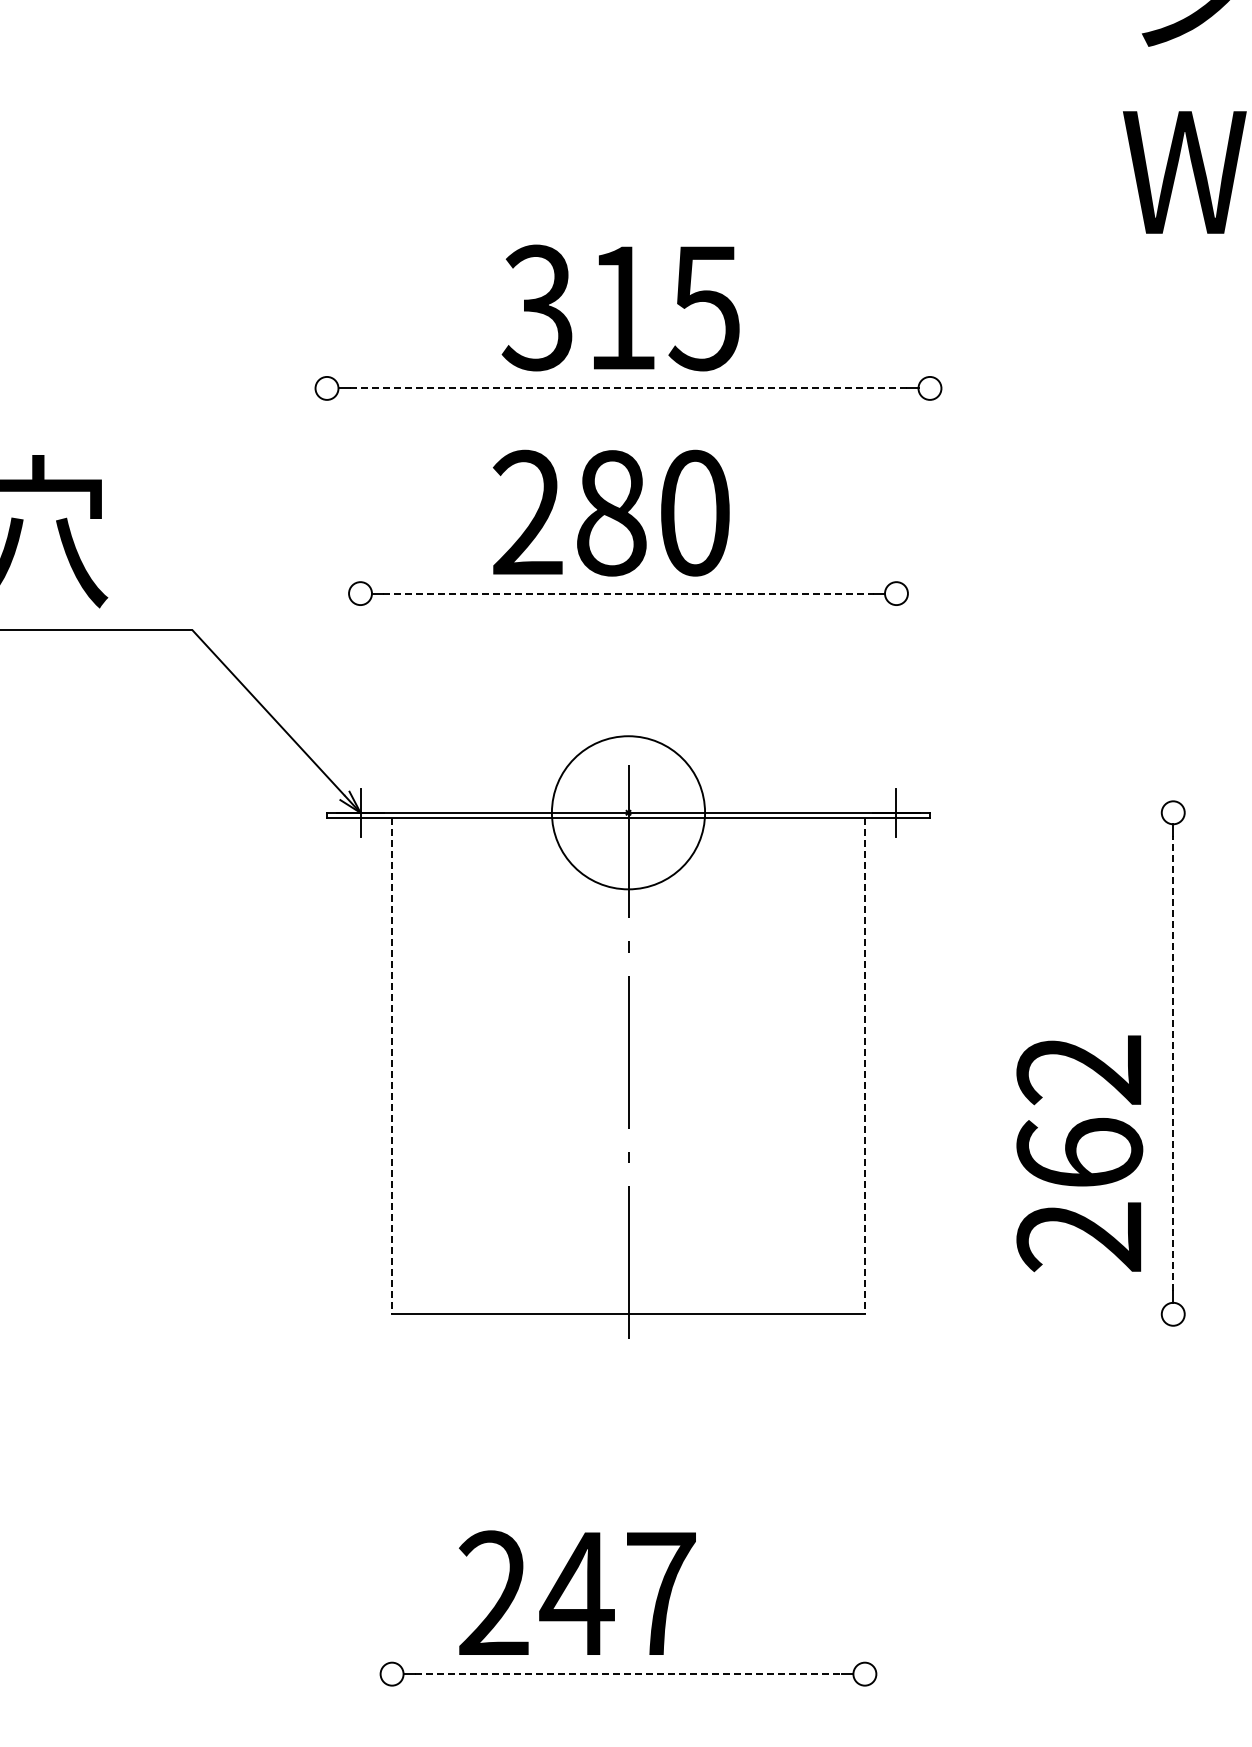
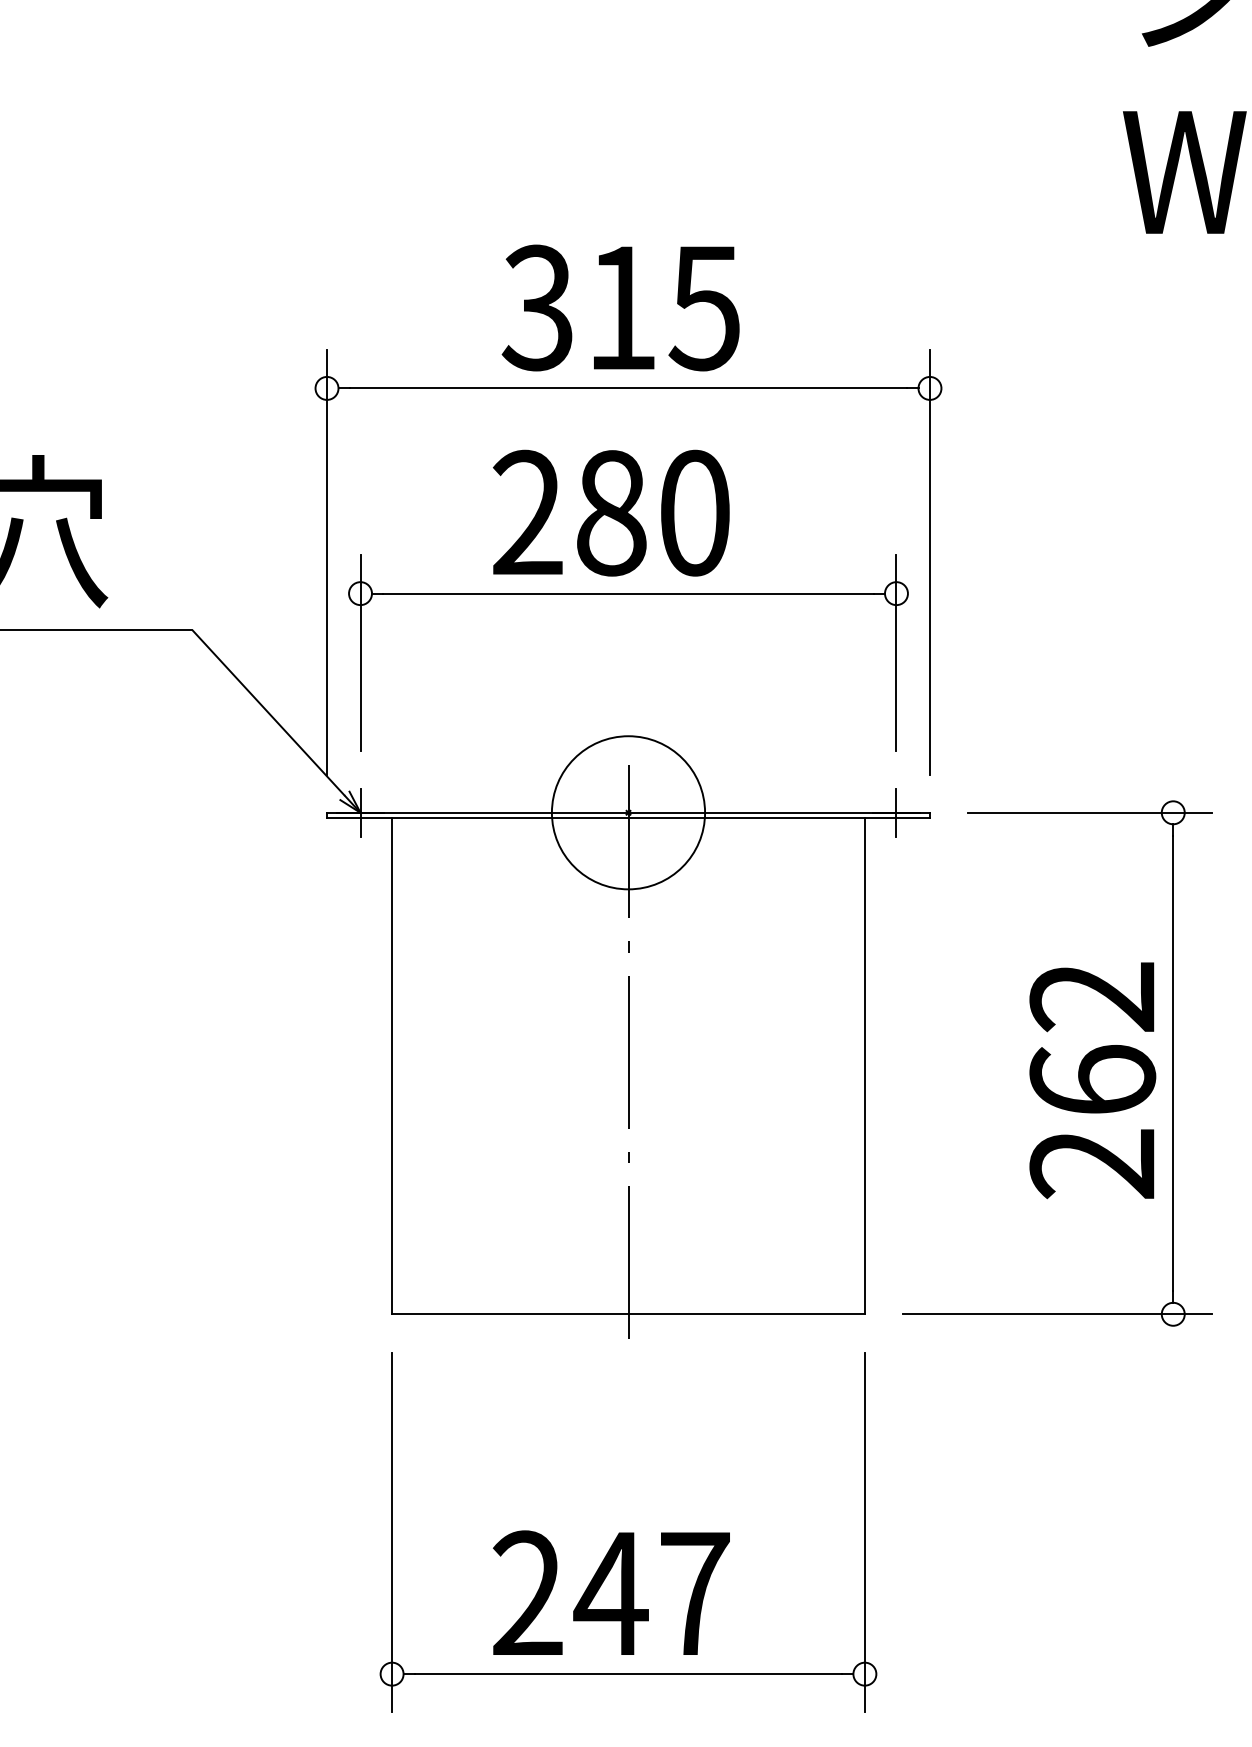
line: dashed -> solid (628, 388)
line: none -> present (327, 562)
line: none -> present (929, 562)
line: dashed -> solid (629, 593)
line: none -> present (360, 652)
line: none -> present (896, 652)
line: none -> present (1089, 812)
line: dashed -> solid (1173, 1063)
line: dashed -> solid (392, 1066)
line: dashed -> solid (864, 1066)
text position: (1079, 1153) -> (1092, 1080) (1092, 1080)
line: none -> present (1057, 1314)
line: none -> present (392, 1532)
line: none -> present (864, 1532)
text position: (577, 1592) -> (611, 1592) (611, 1592)
line: dashed -> solid (629, 1674)
